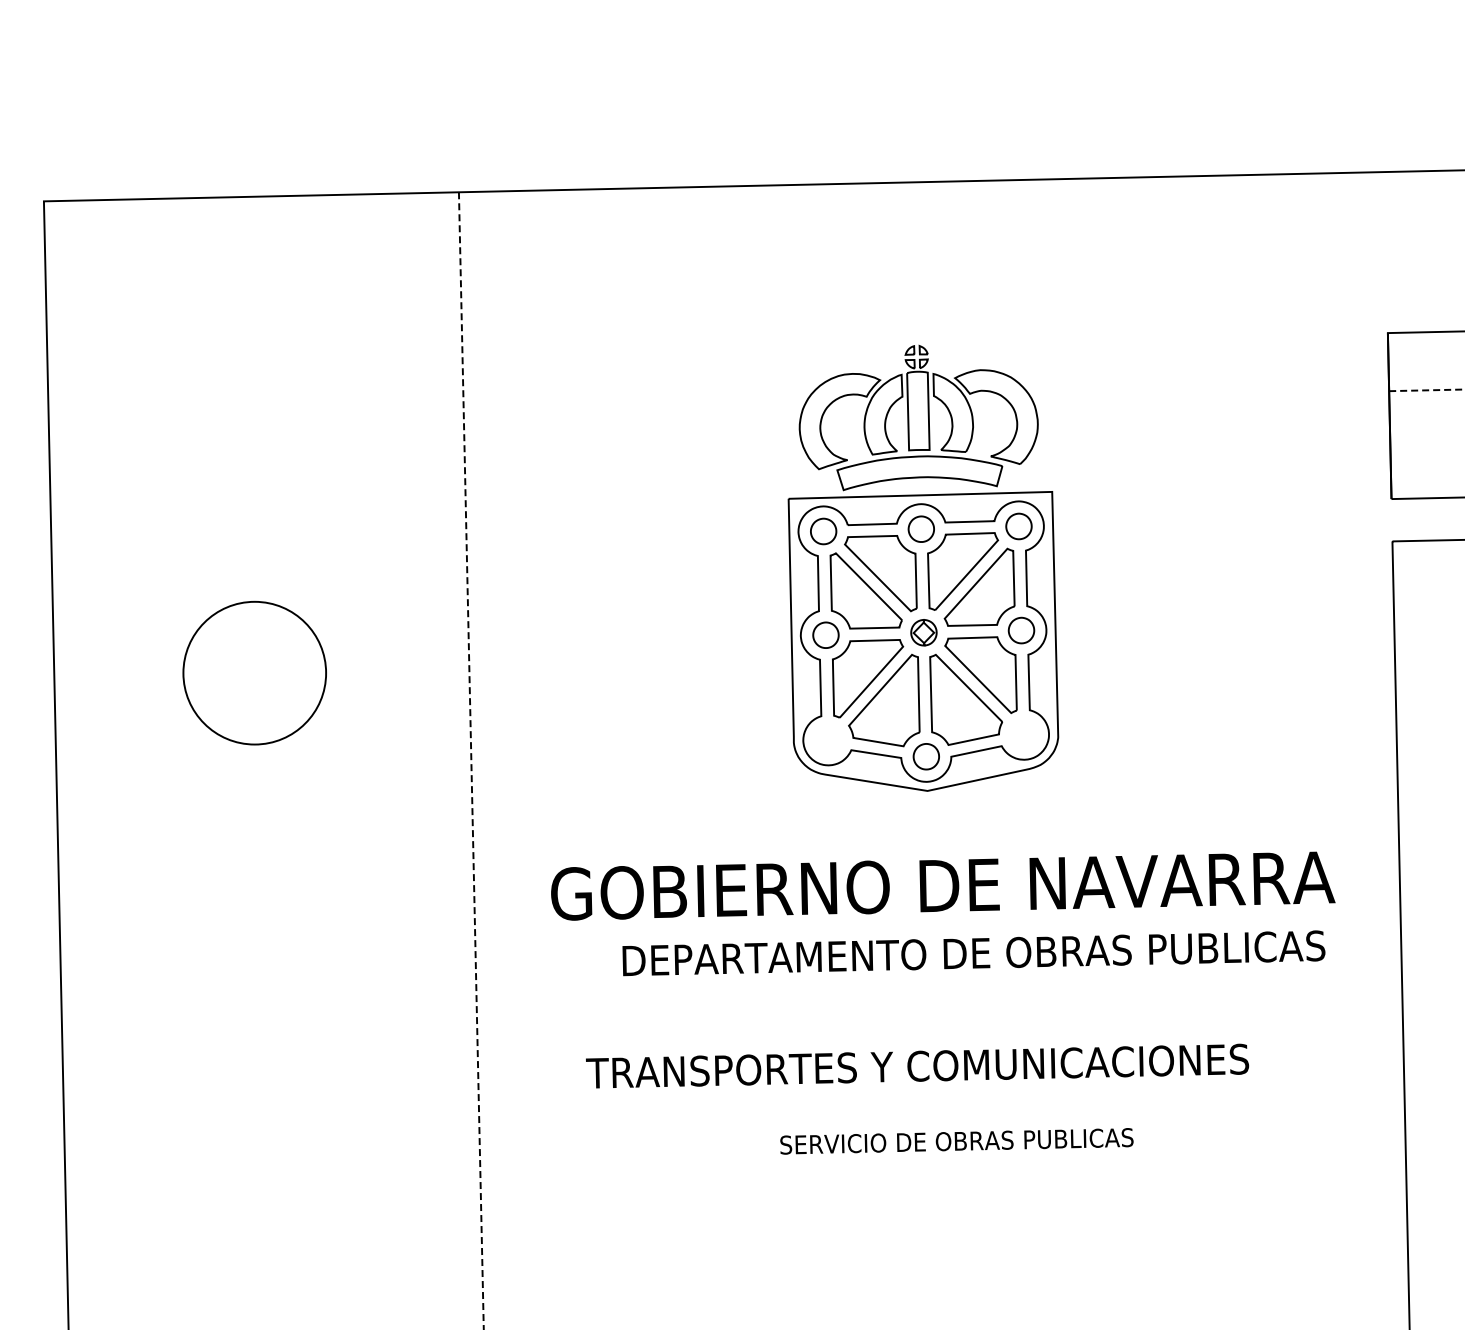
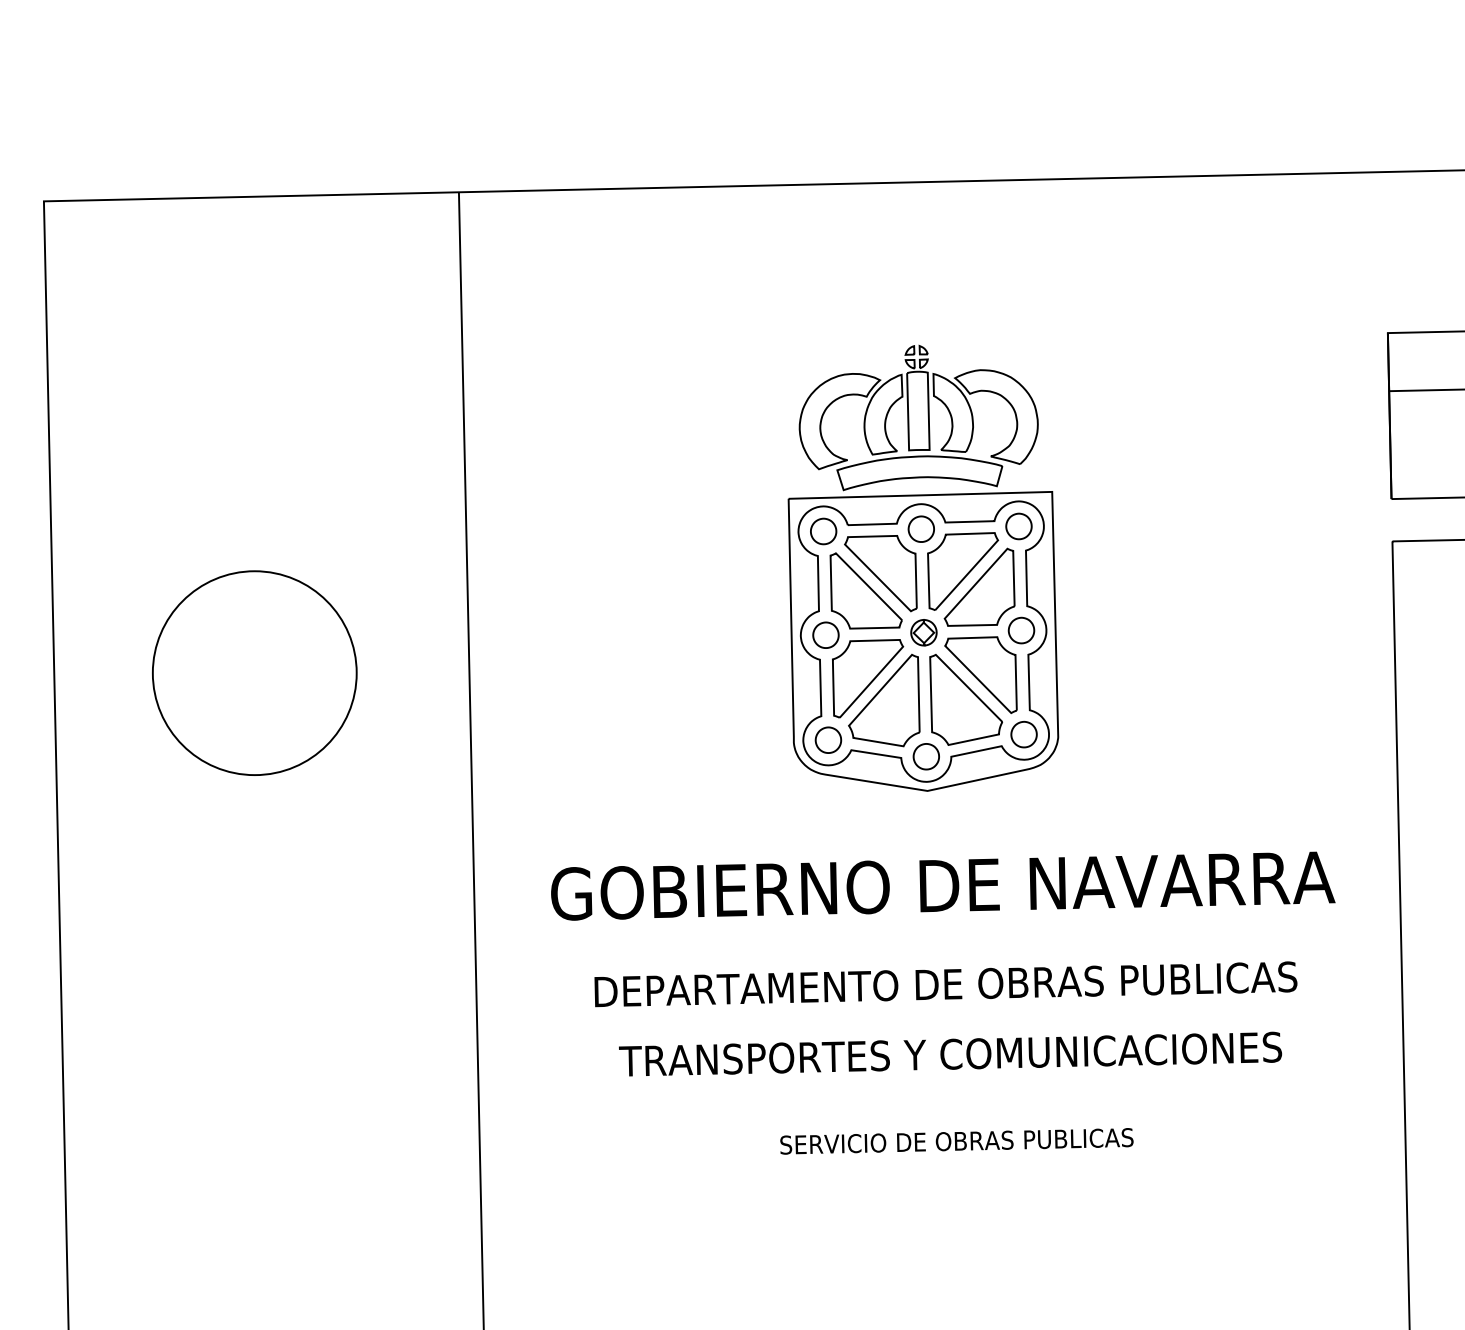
line: dashed -> solid (1427, 390)
circle diameter: 143 px -> 204 px (254, 673)
part: none -> present (1023, 734)
part: none -> present (828, 739)
line: dashed -> solid (471, 761)
text position: (973, 953) -> (945, 984) (945, 984)
text position: (917, 1065) -> (950, 1053) (950, 1053)
